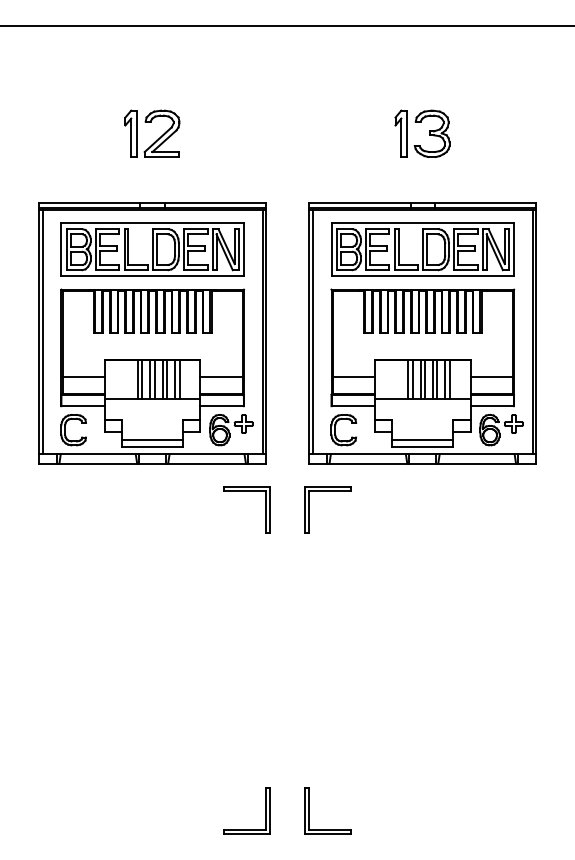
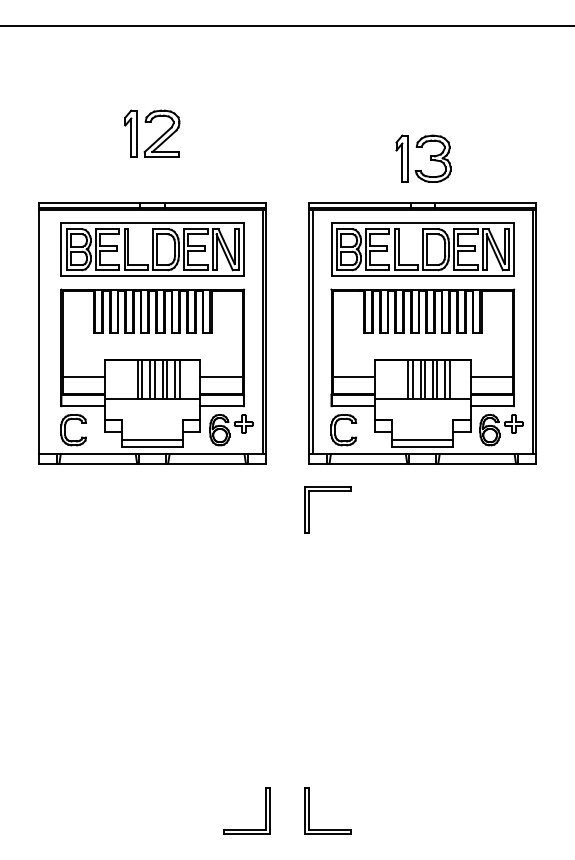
part position: (429, 133) -> (430, 158) (430, 158)
line: present -> none (42, 331)
part: present -> none (246, 491)
